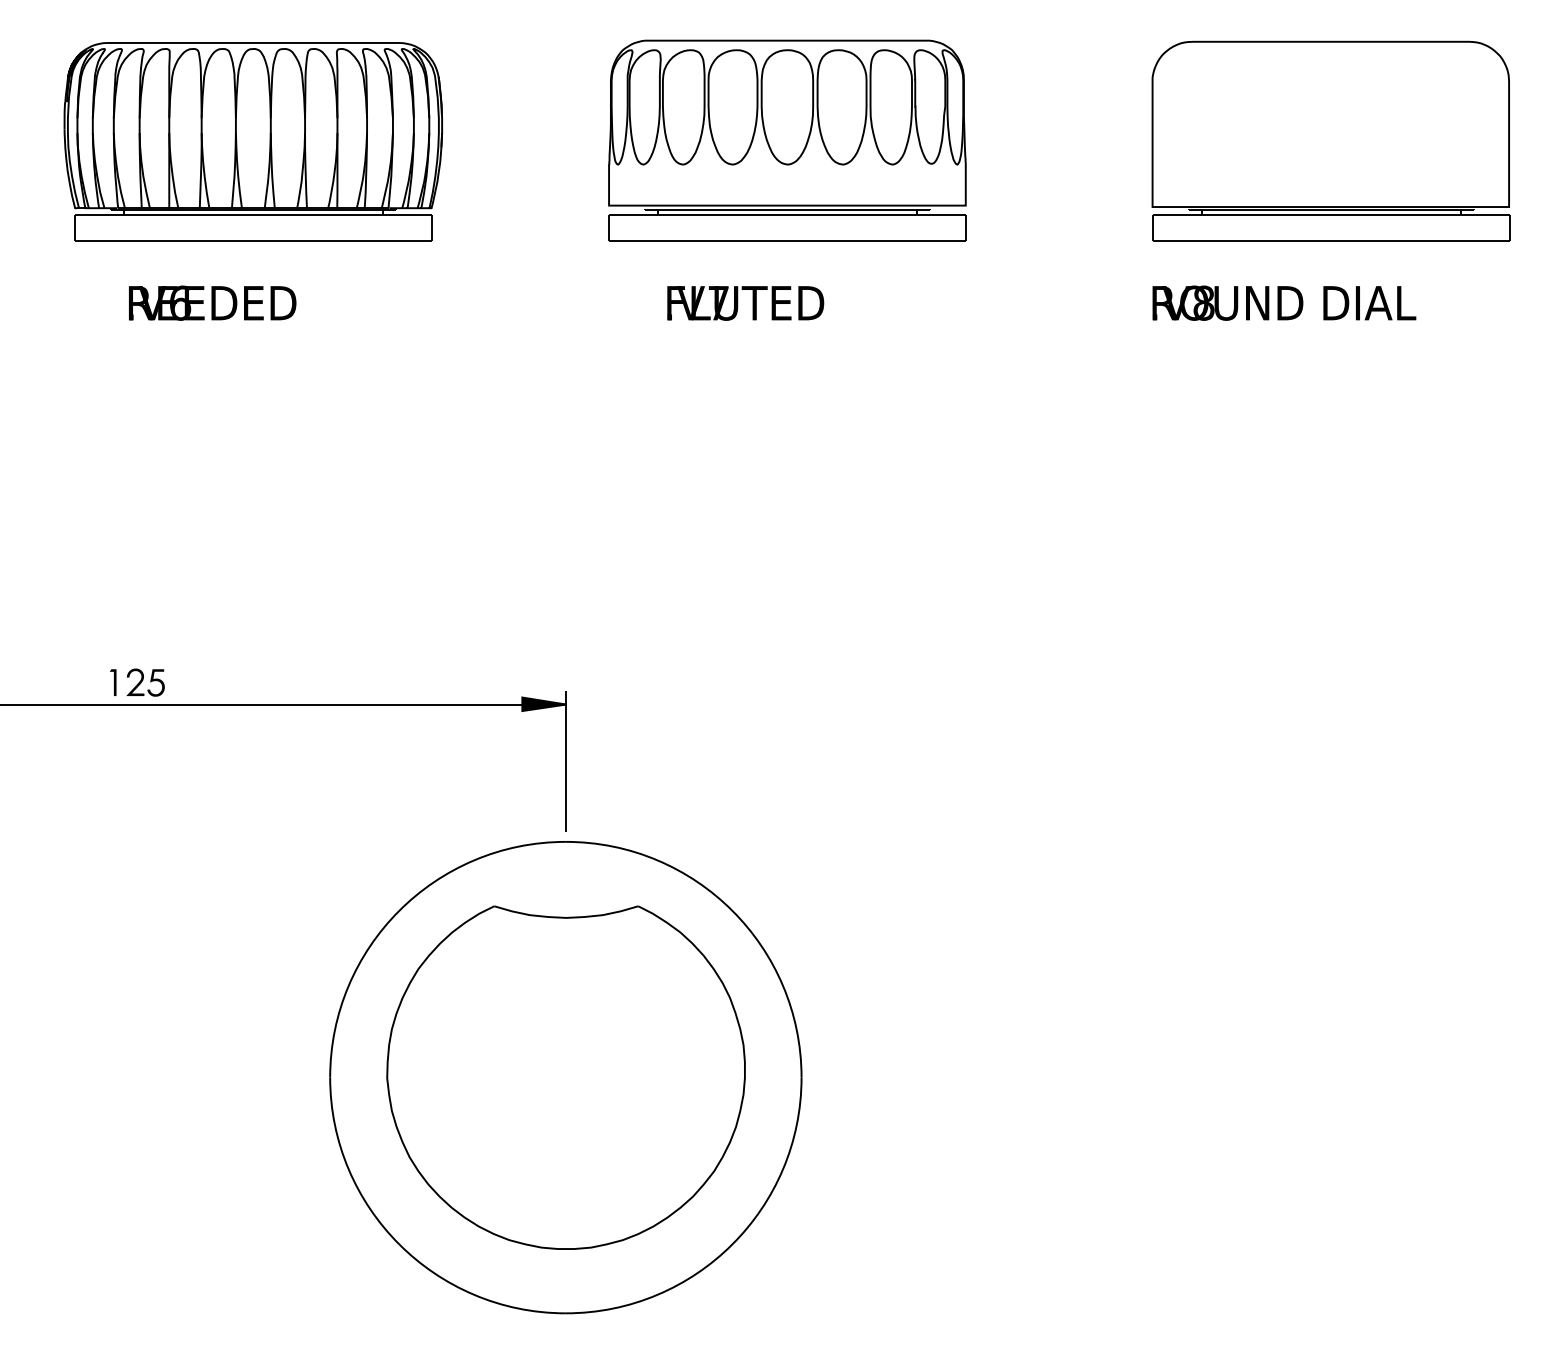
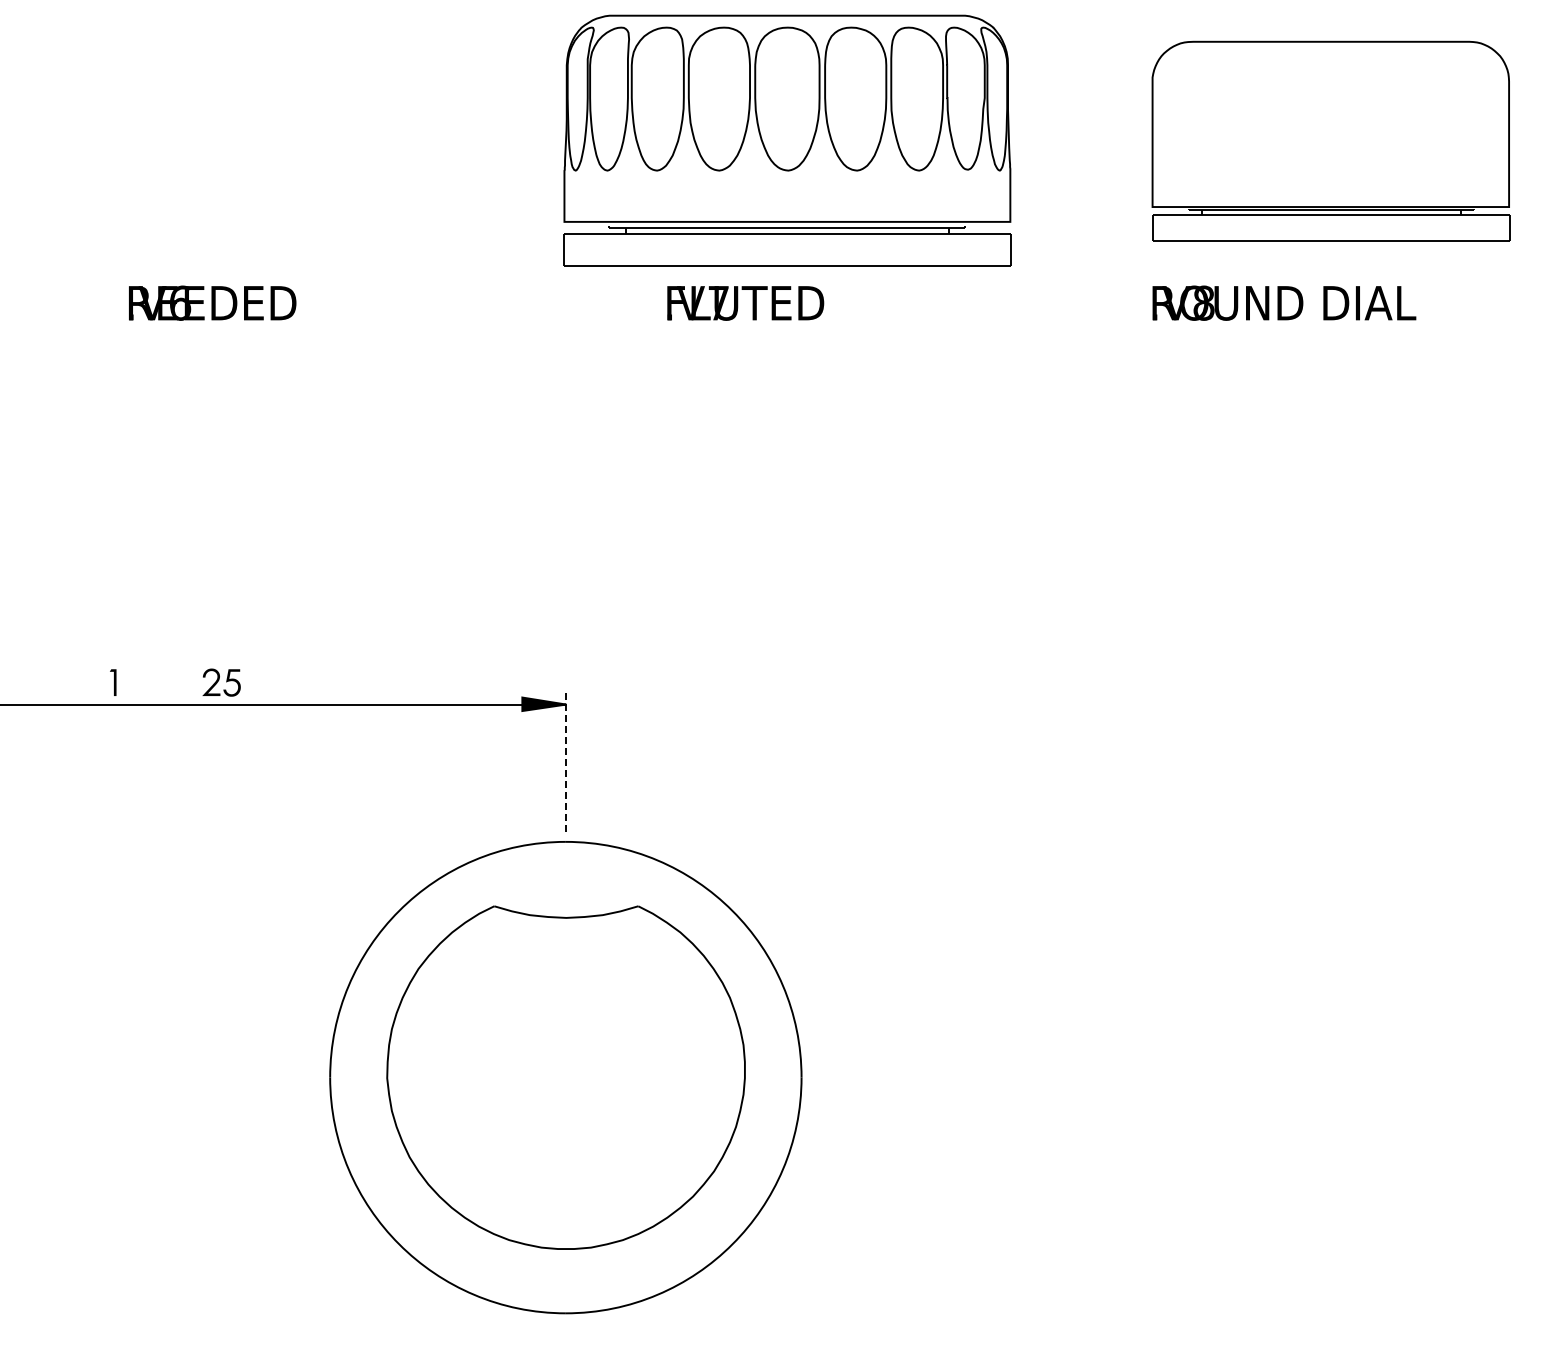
part size: 359x203 px -> 449x253 px (787, 140)
part: present -> none (253, 141)
part position: (145, 682) -> (221, 682) (221, 682)
line: solid -> dashed (566, 760)
